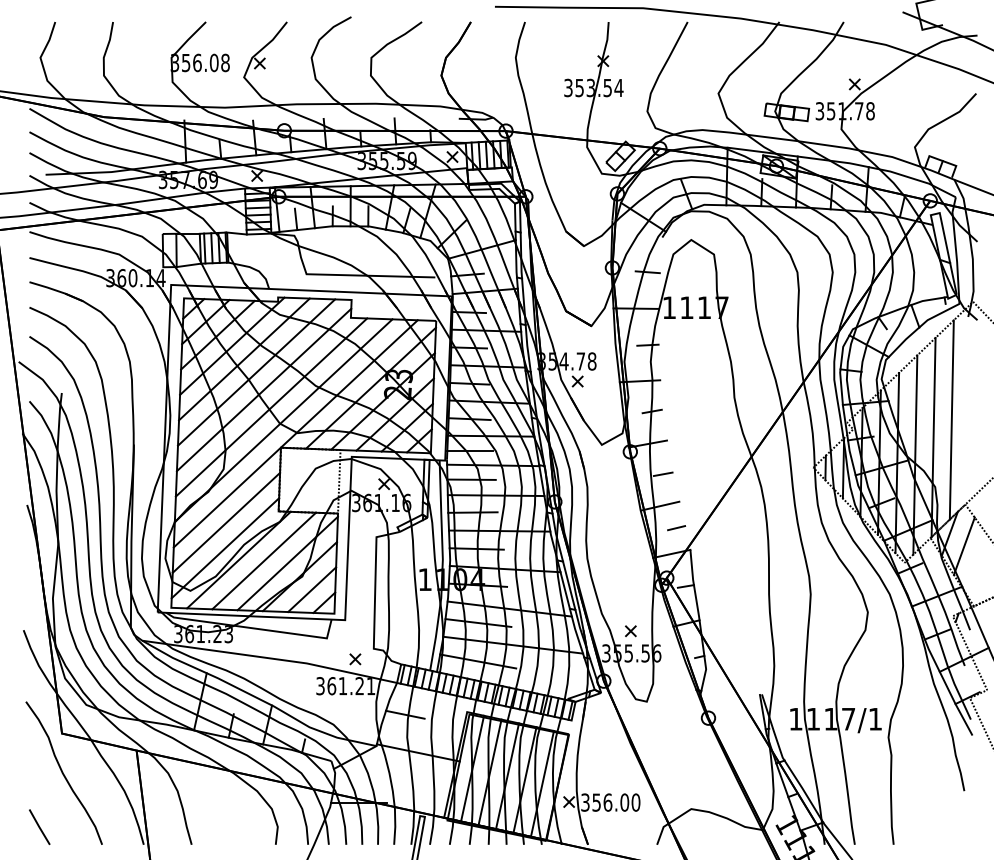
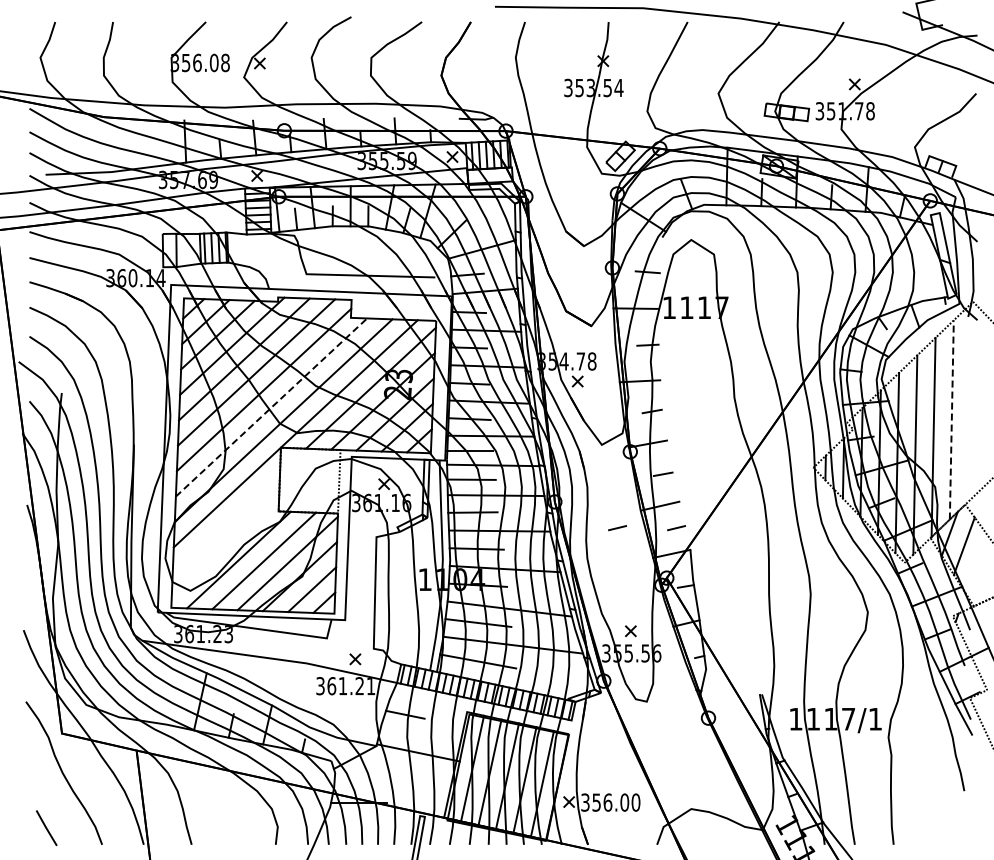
line: solid -> dashed (271, 407)
line: solid -> dashed (951, 419)
line: present -> none (226, 522)
line: none -> present (617, 528)
line: present -> none (225, 548)
line position: (39, 826) -> (46, 827) (46, 827)
